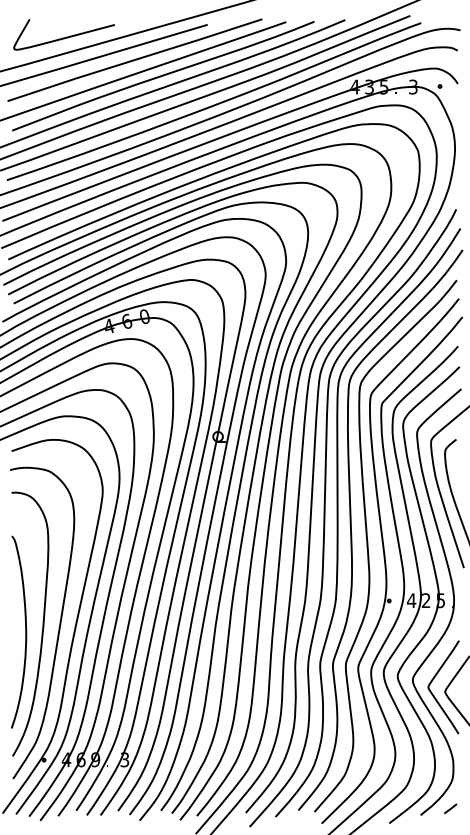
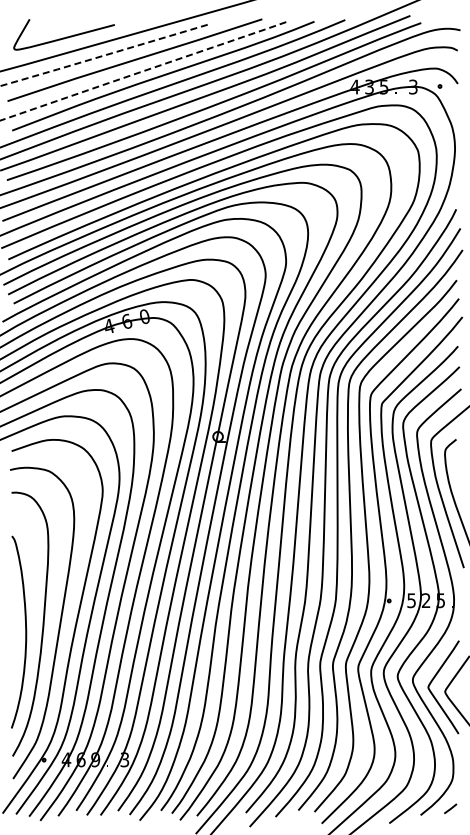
line: solid -> dashed (102, 55)
line: solid -> dashed (143, 71)
text: 4 -> 5 (411, 600)
